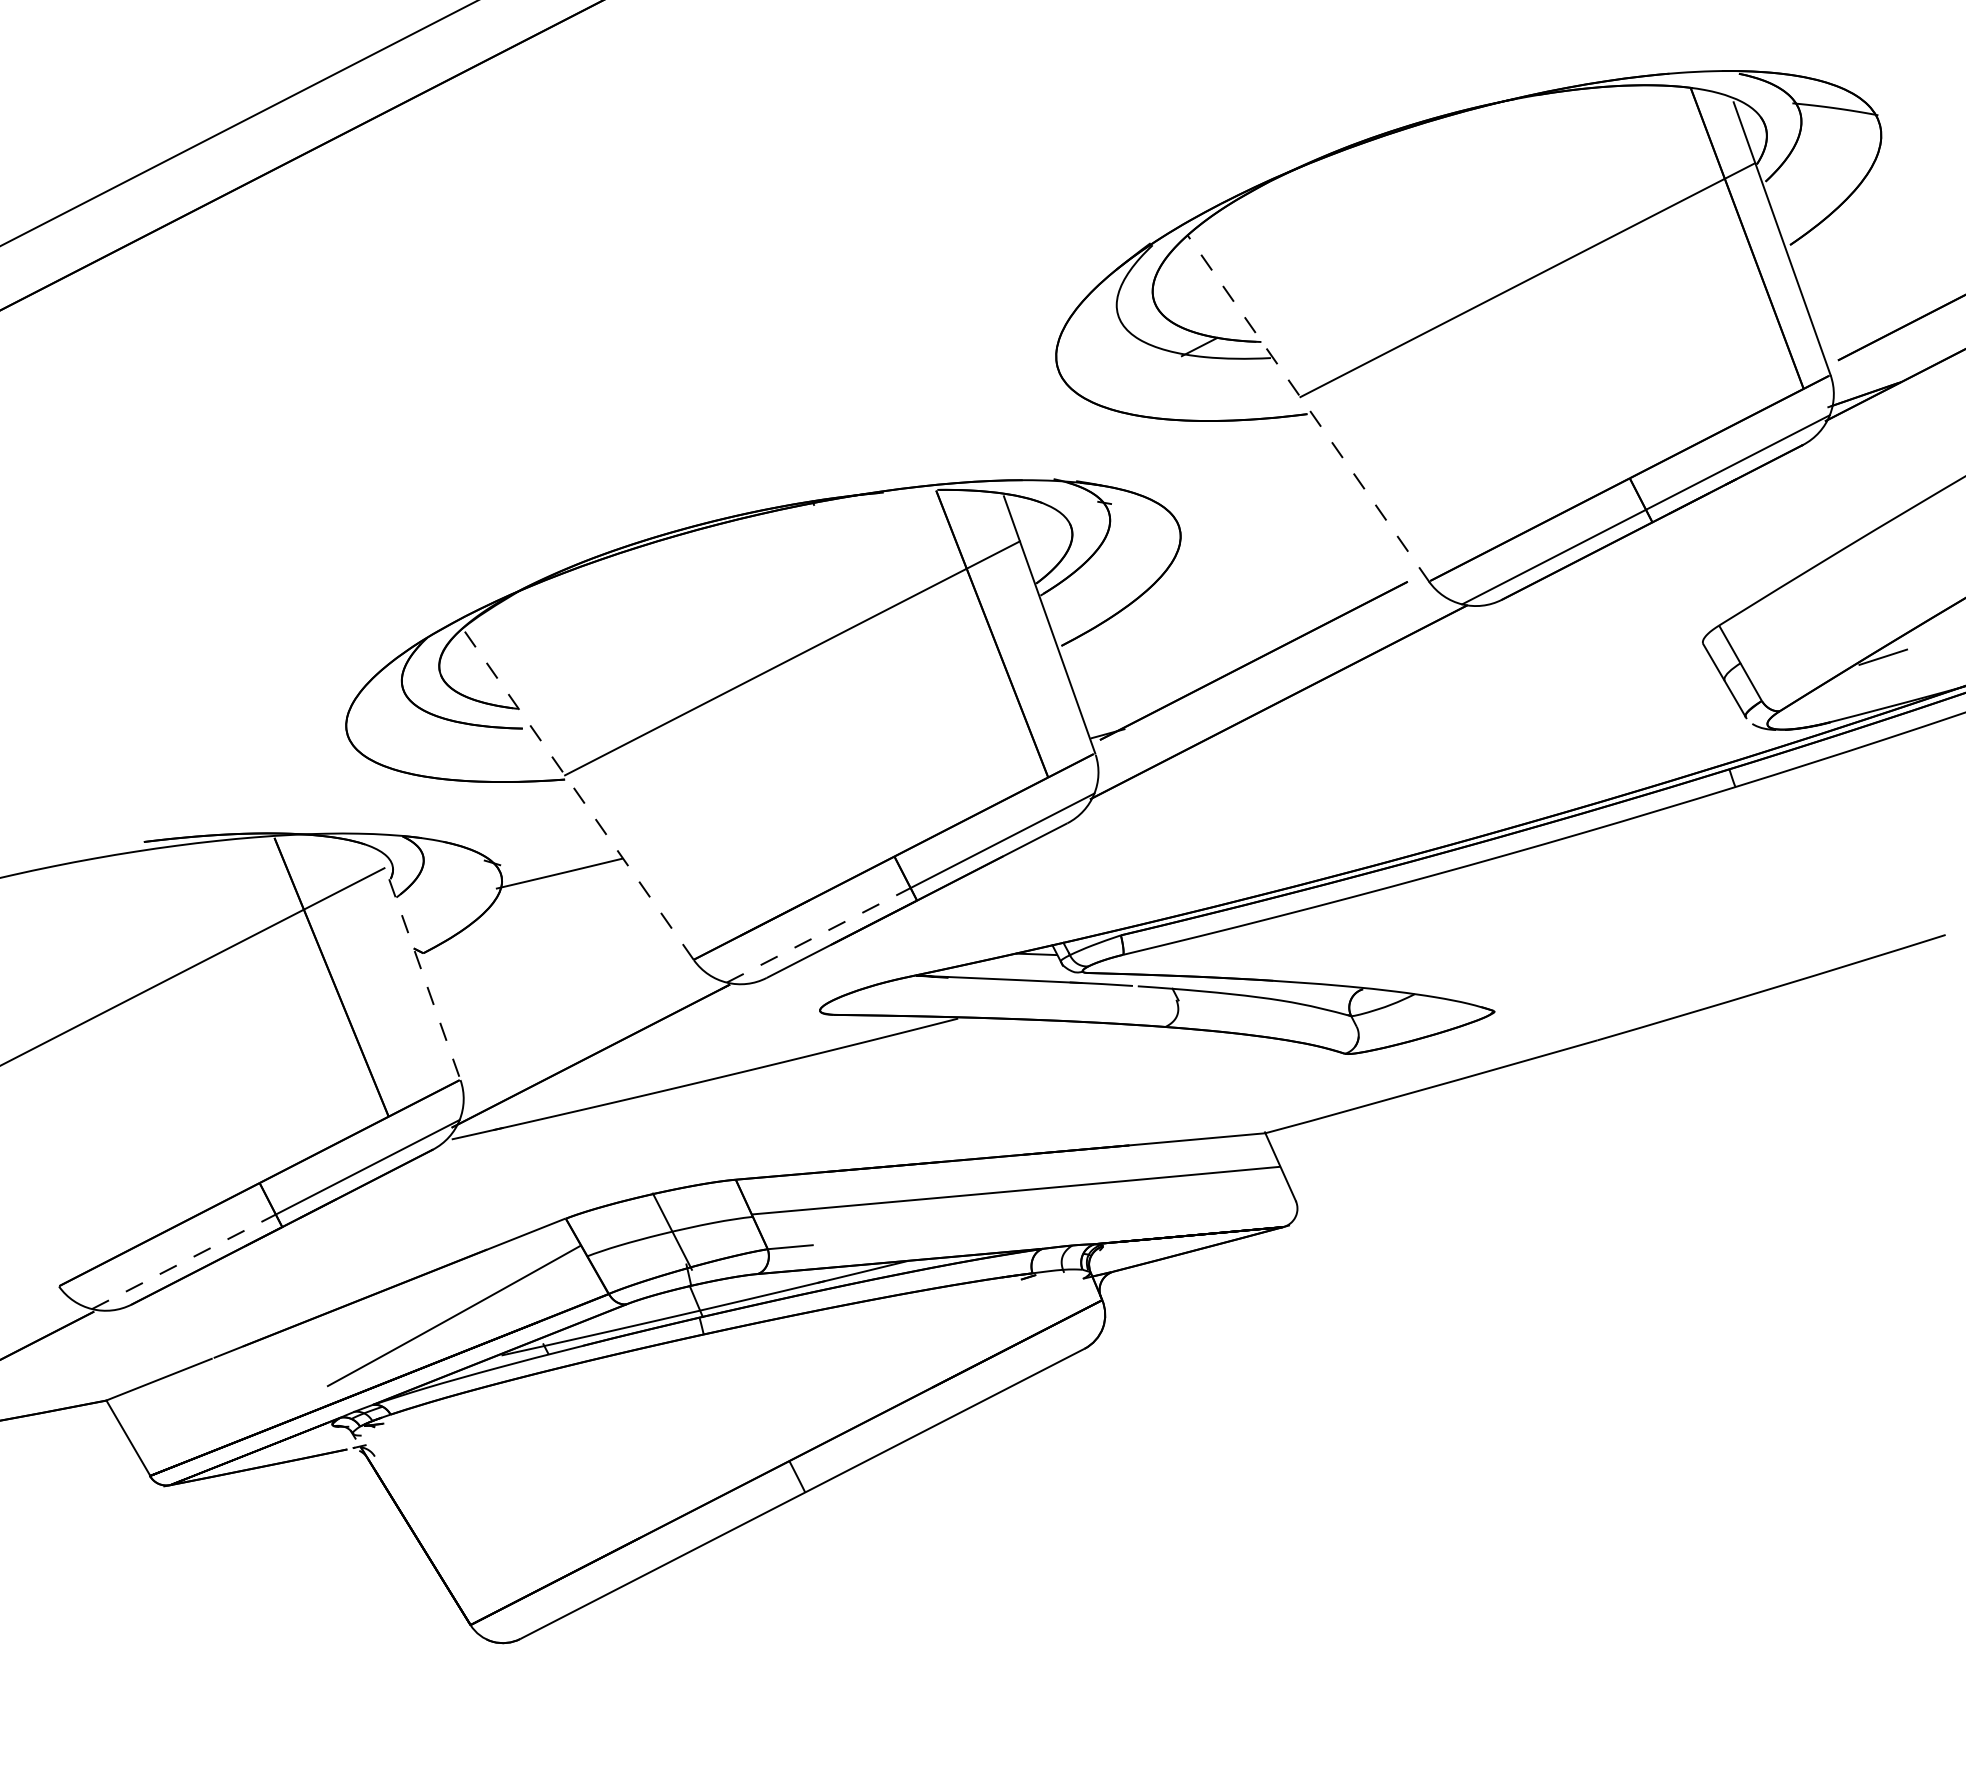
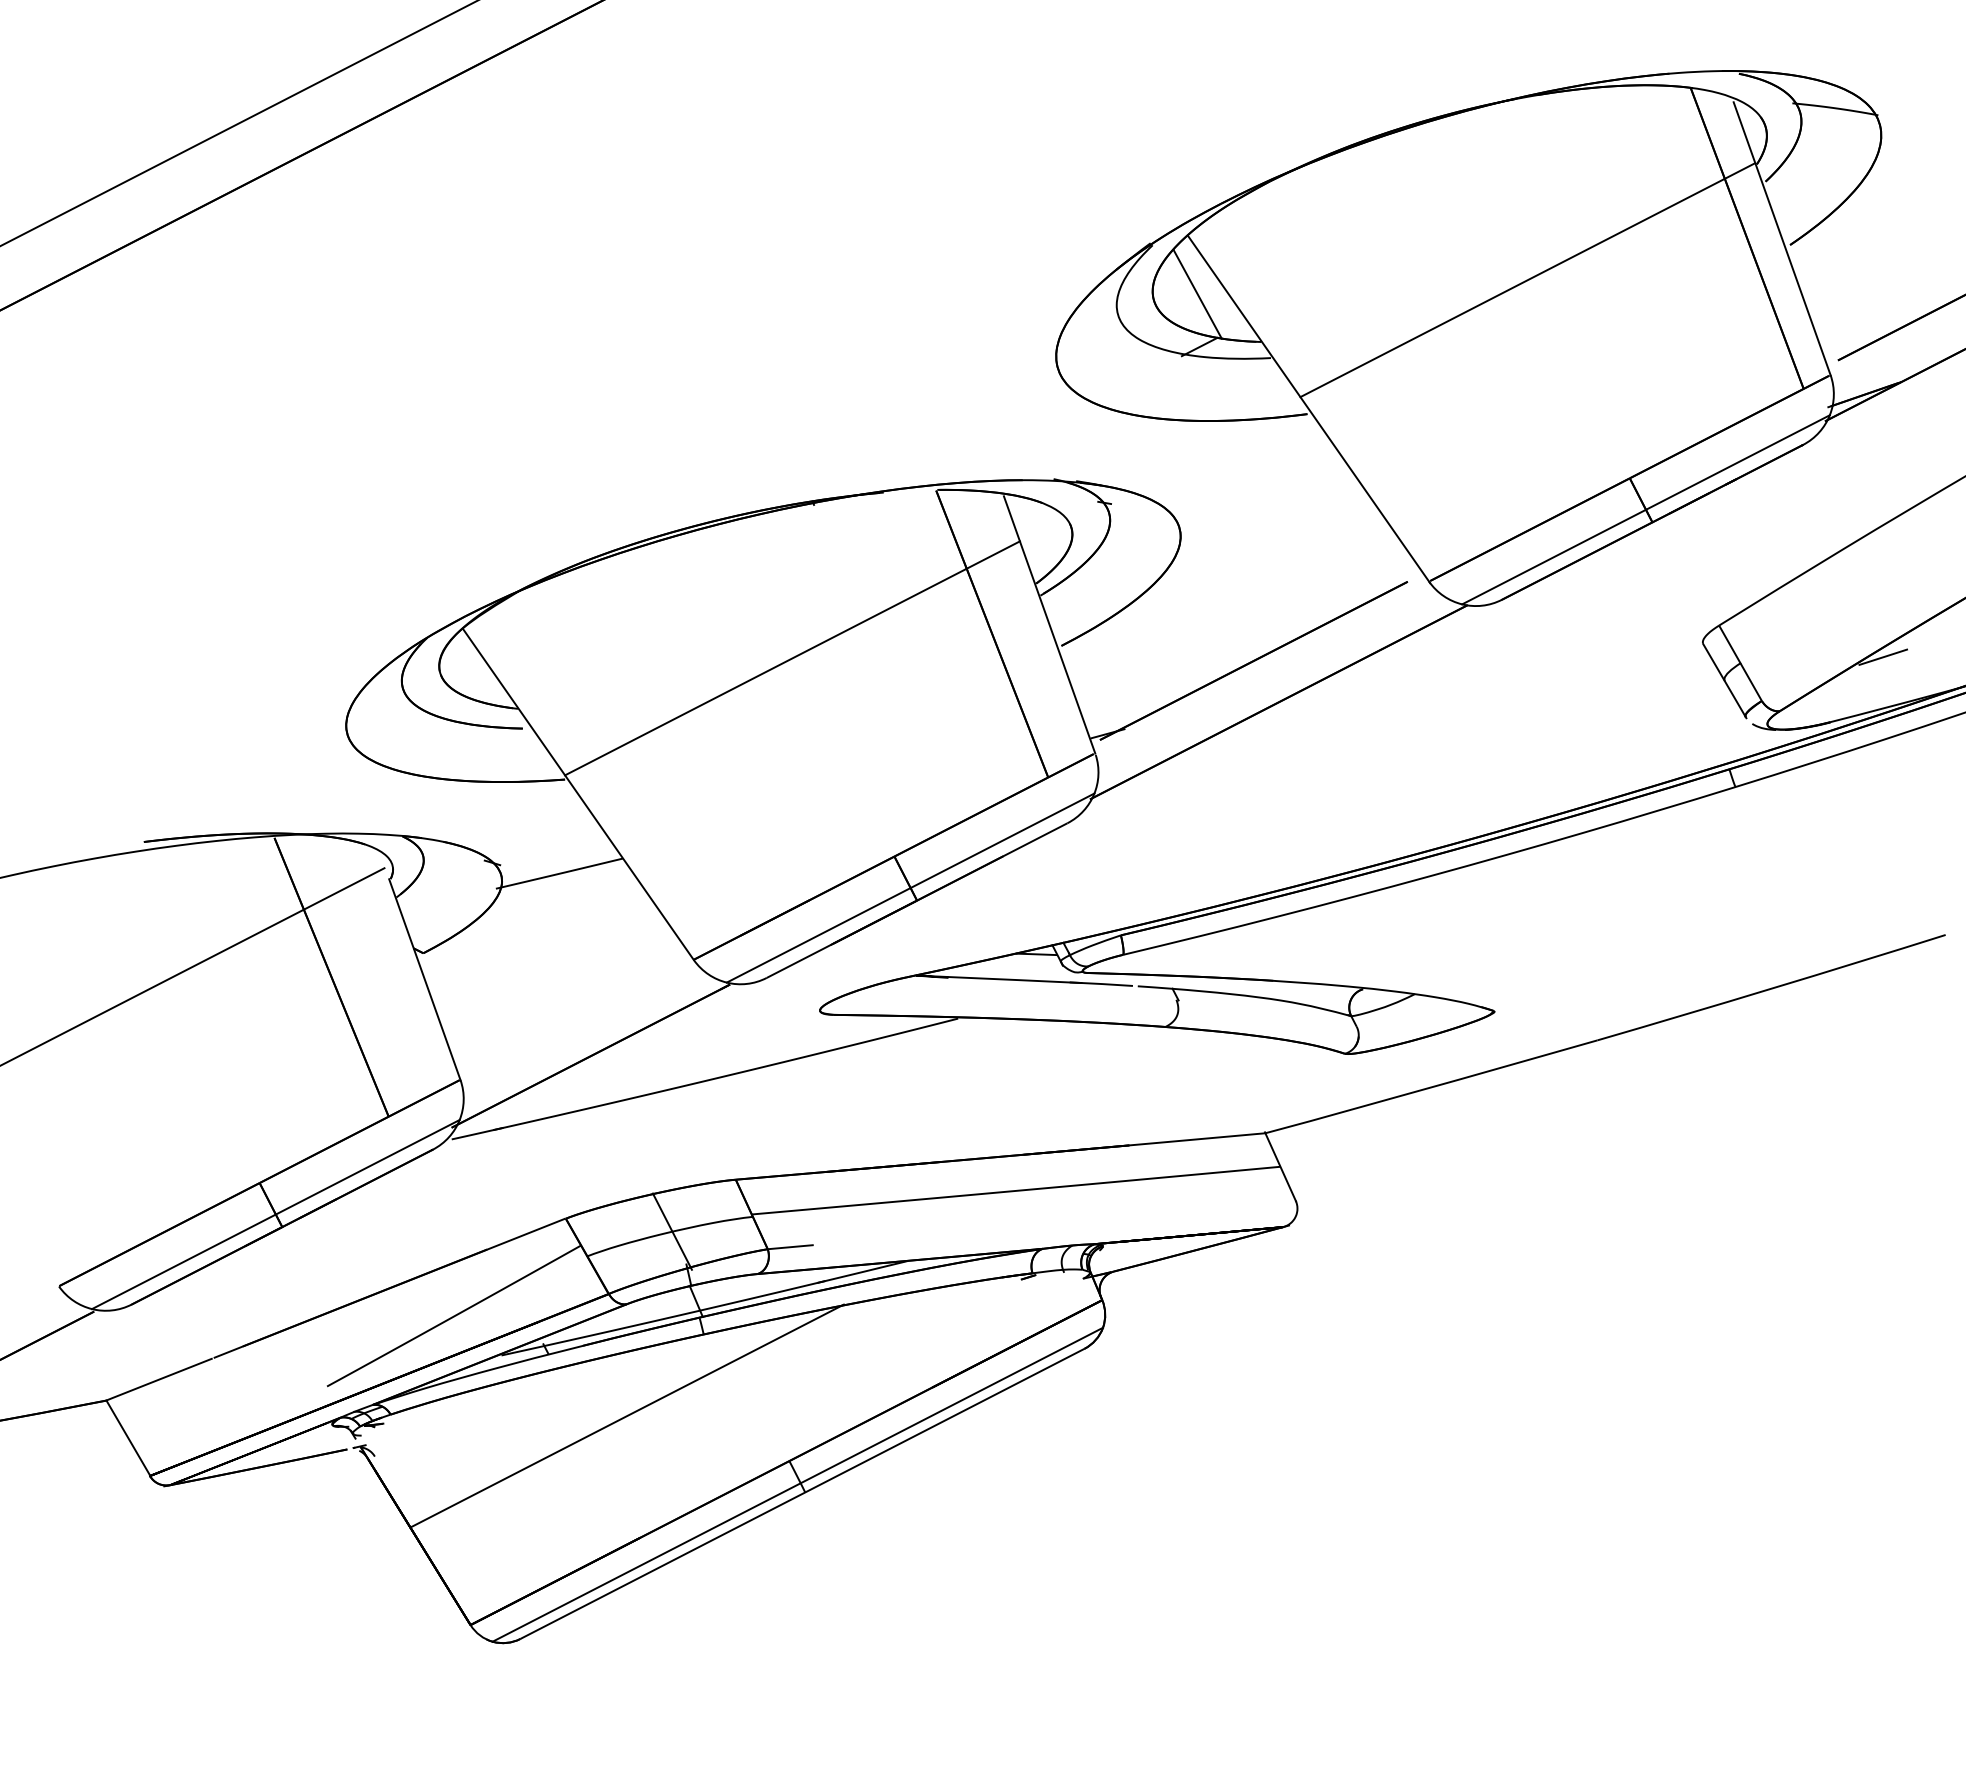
line: none -> present (1197, 294)
line: dashed -> solid (1308, 409)
line: dashed -> solid (578, 794)
line: dashed -> solid (819, 935)
line: dashed -> solid (424, 979)
line: dashed -> solid (184, 1261)
line: none -> present (626, 1415)
line: none -> present (797, 1484)
